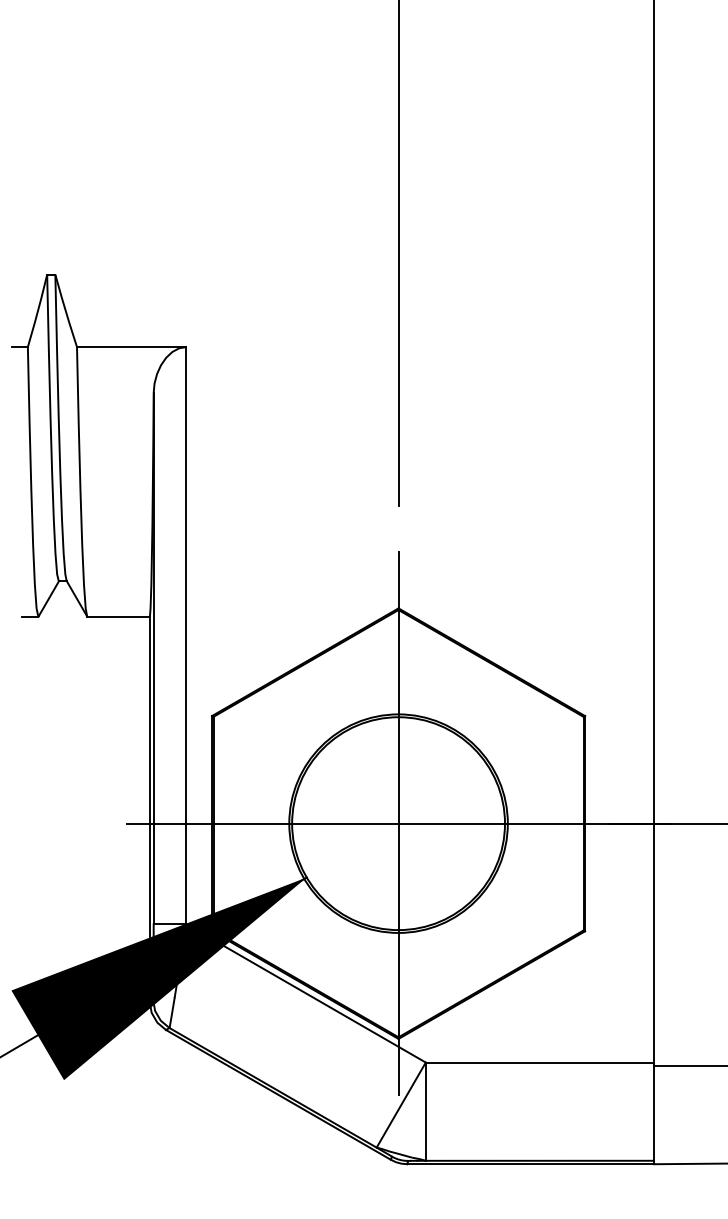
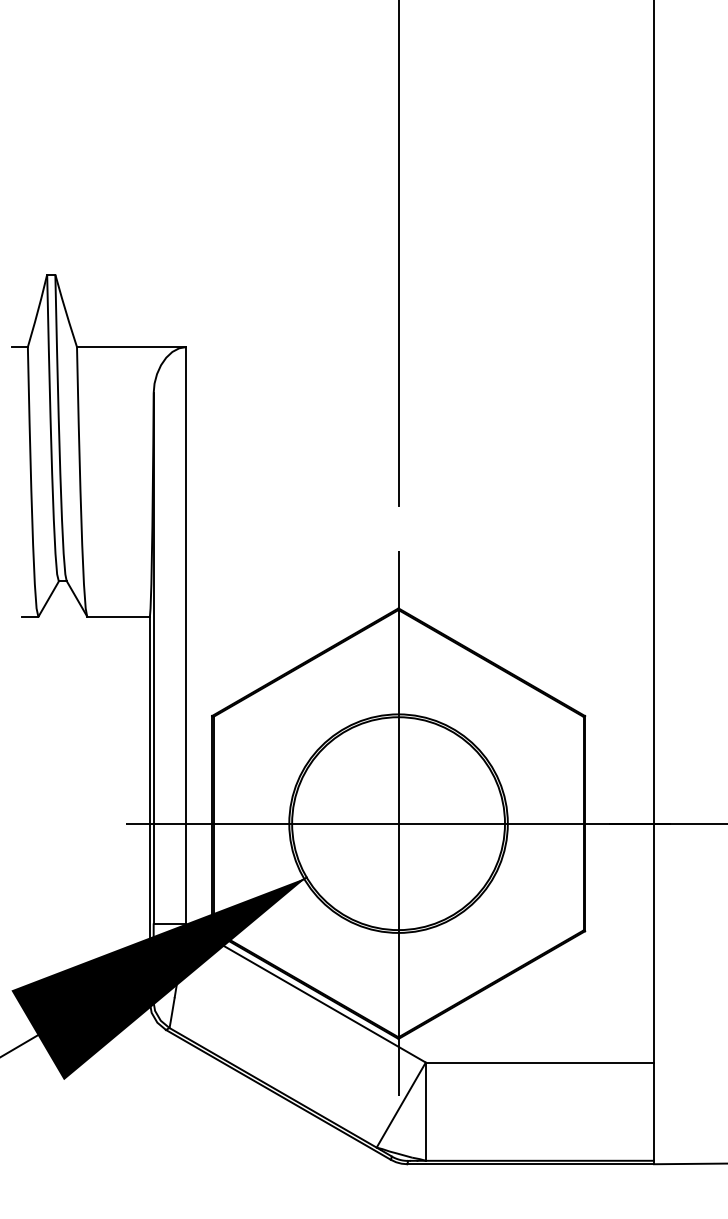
line: present -> none (688, 1066)
